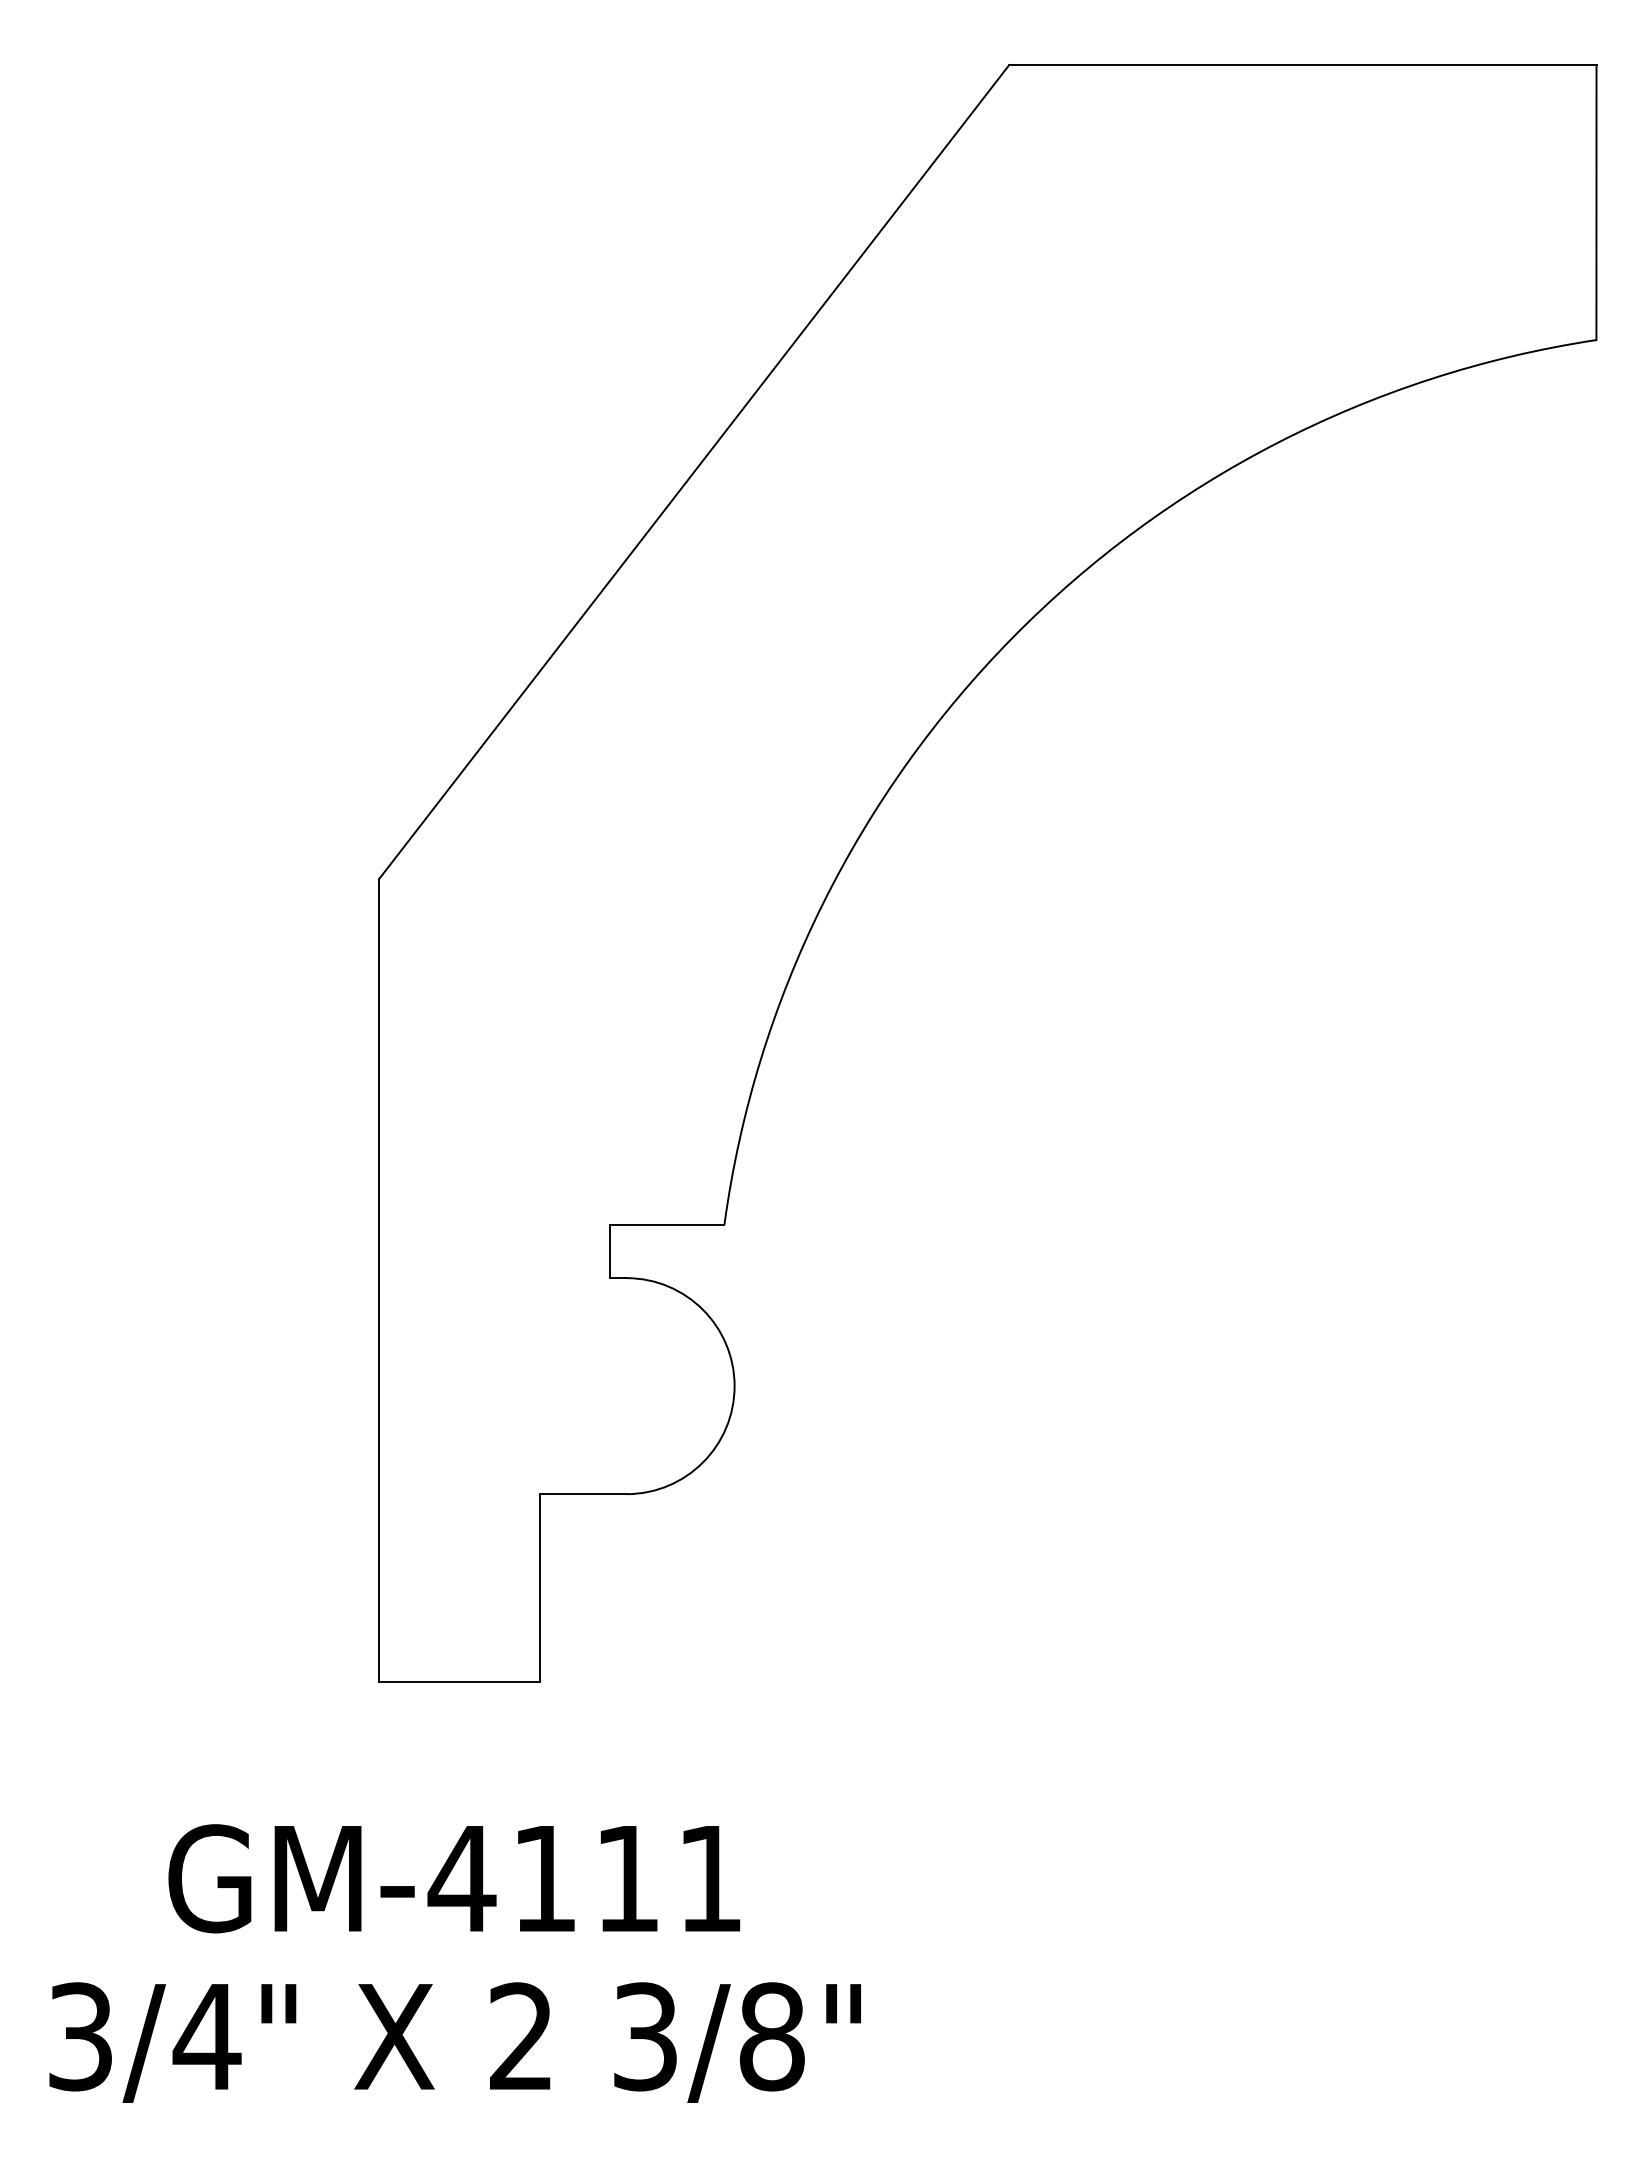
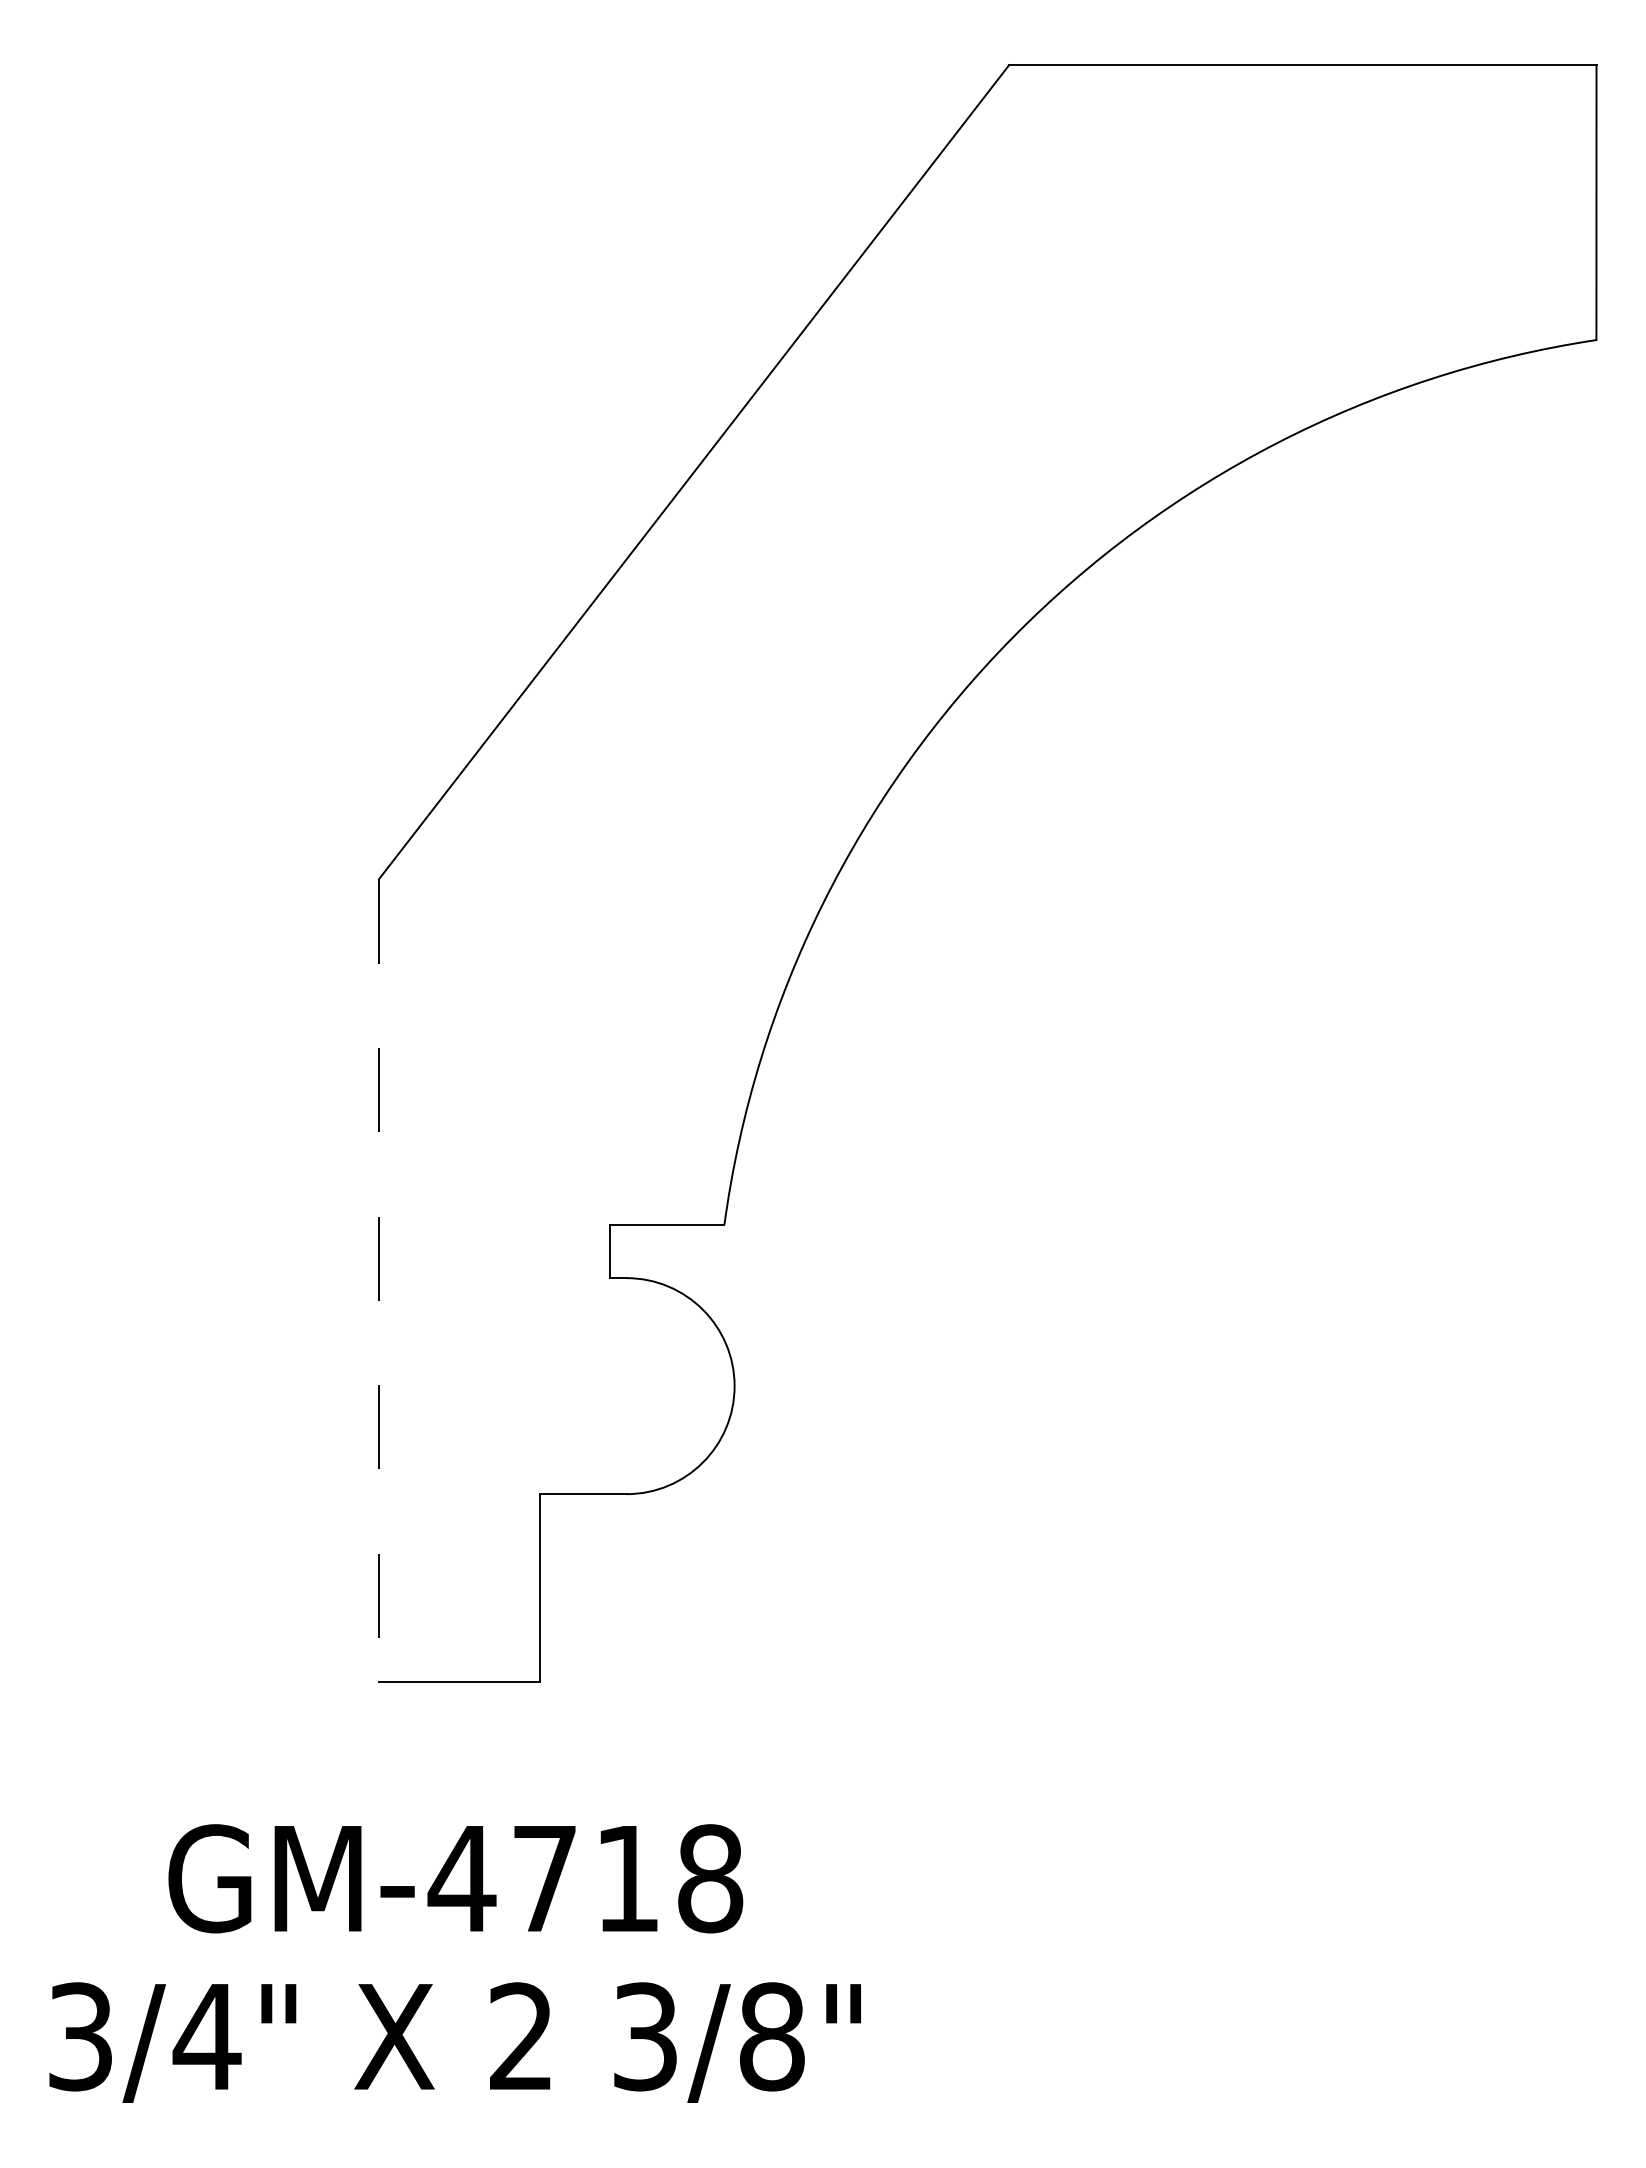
line: solid -> dashed (379, 1280)
text: GM-4111 -> GM-4718 (628, 1878)
